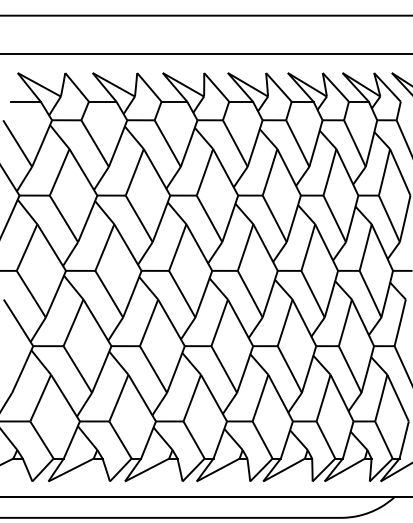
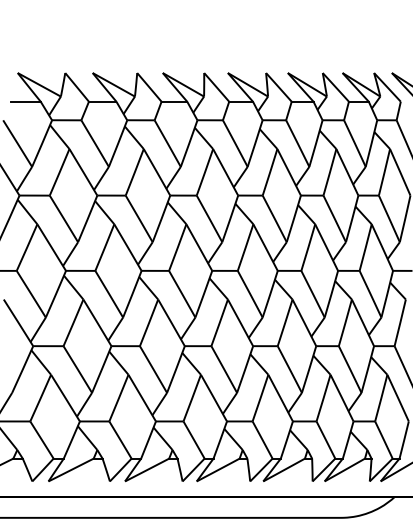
line: present -> none (205, 15)
line: present -> none (205, 53)
